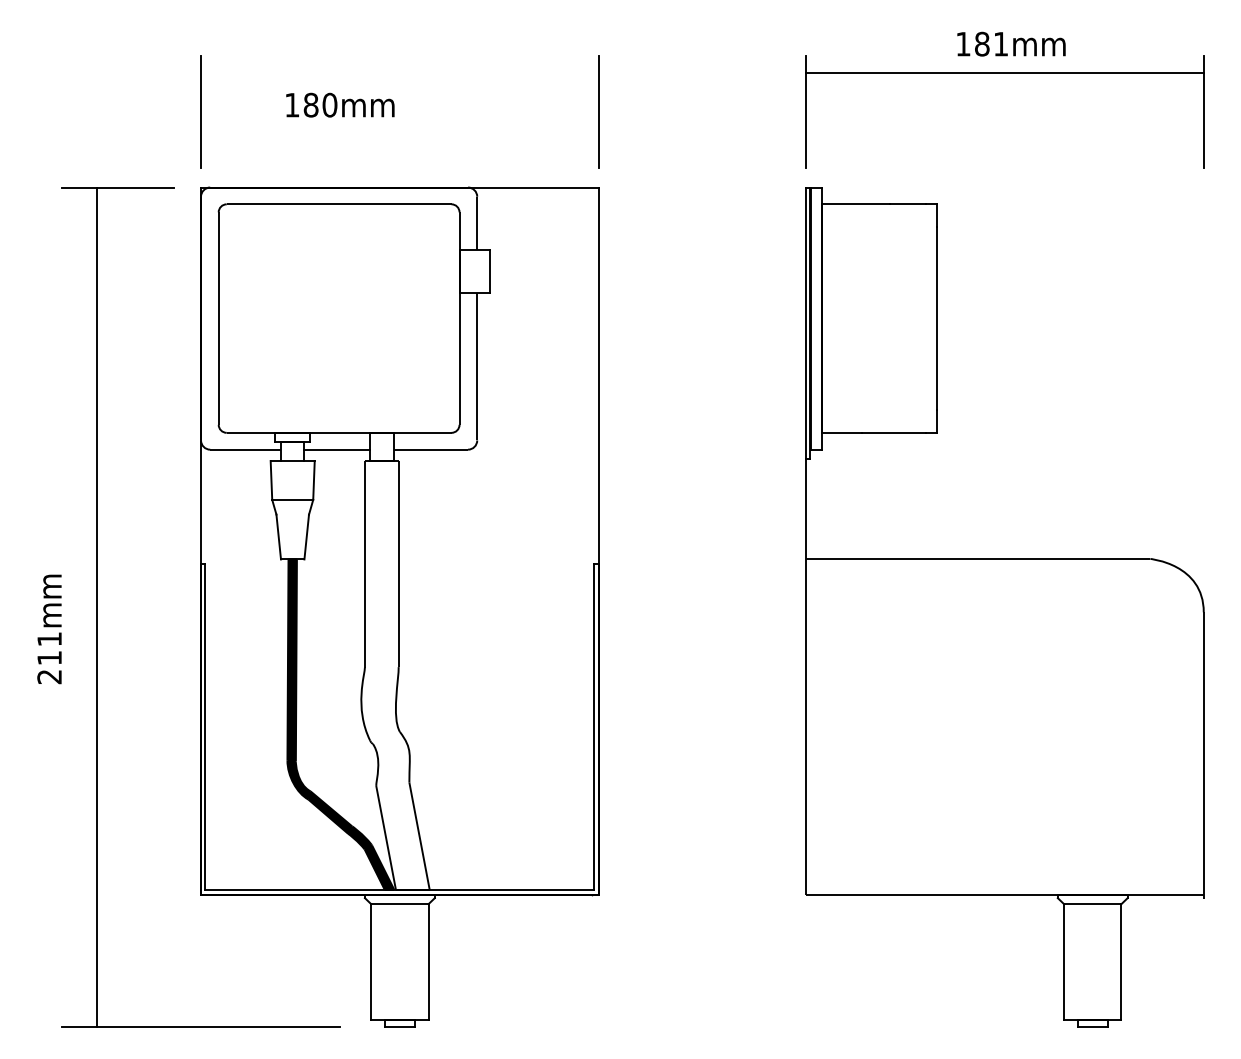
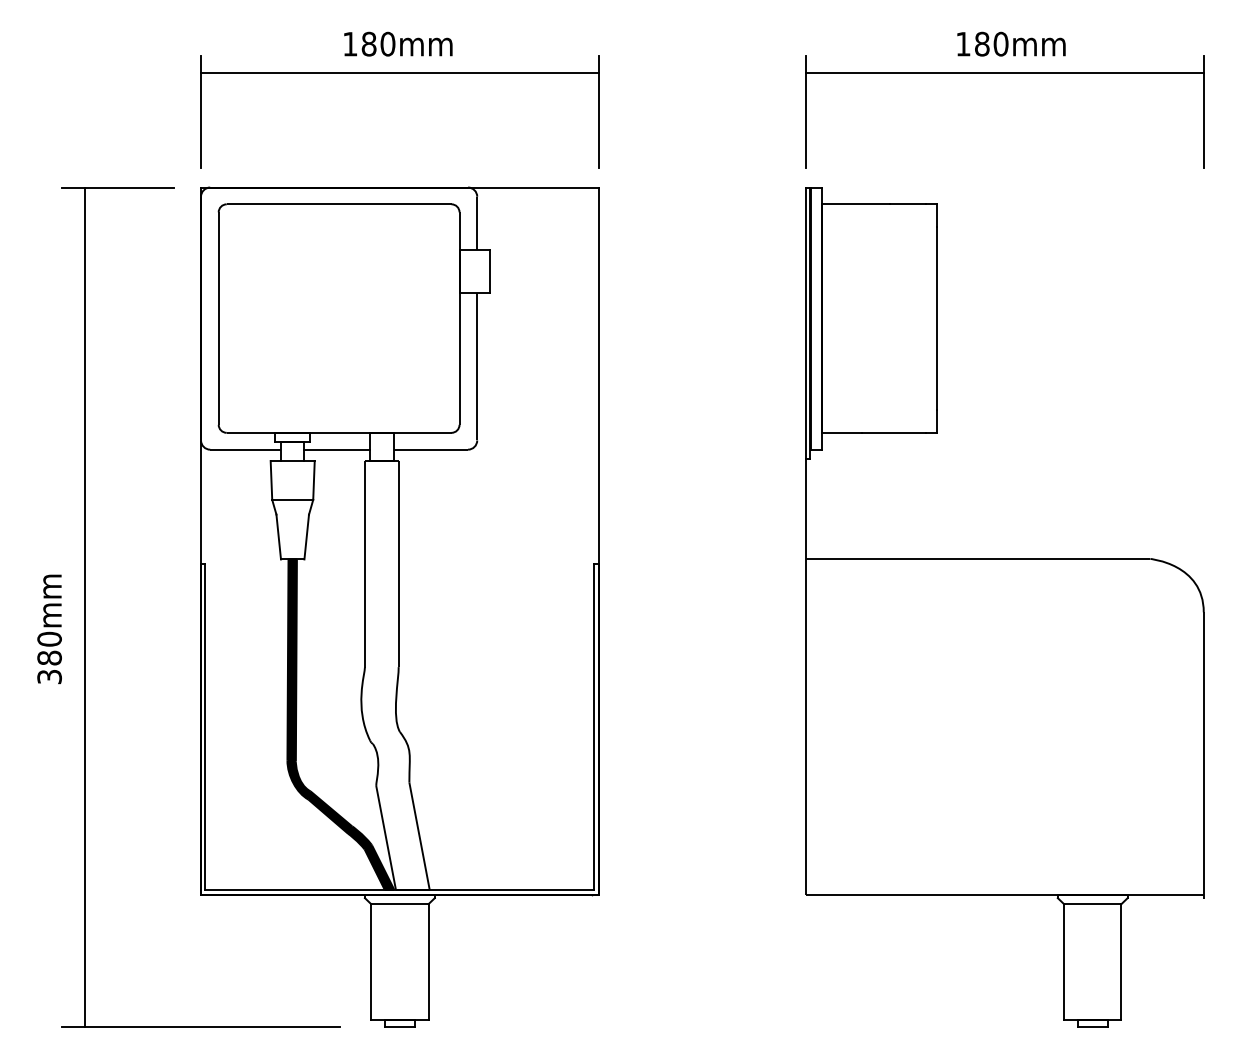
text: 181mm -> 180mm (1000, 43)
line: none -> present (399, 72)
text position: (340, 104) -> (398, 43) (398, 43)
line position: (97, 607) -> (85, 607) (85, 607)
text: 211mm -> 380mm (49, 657)
